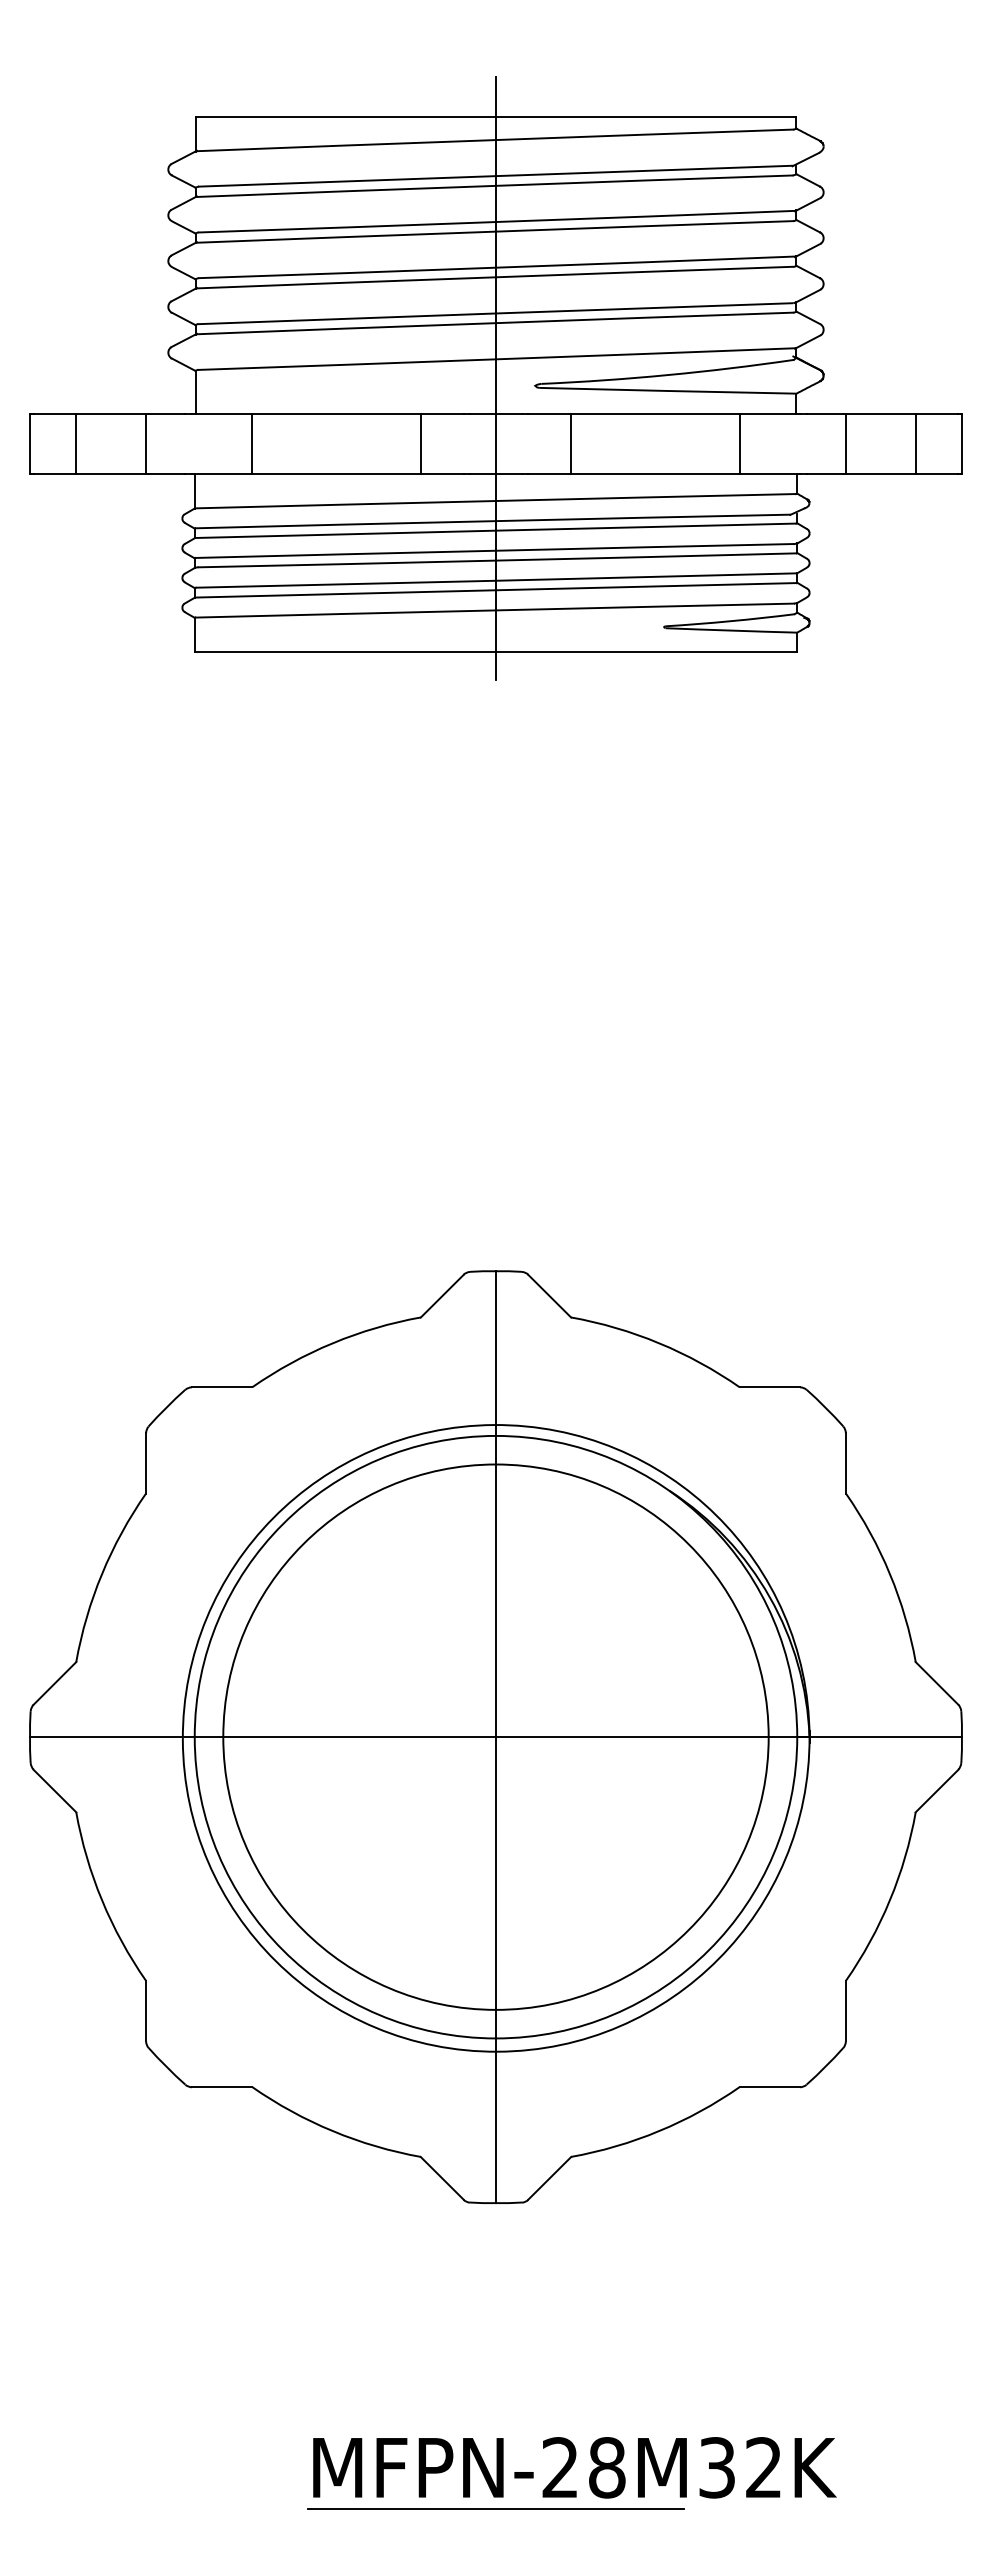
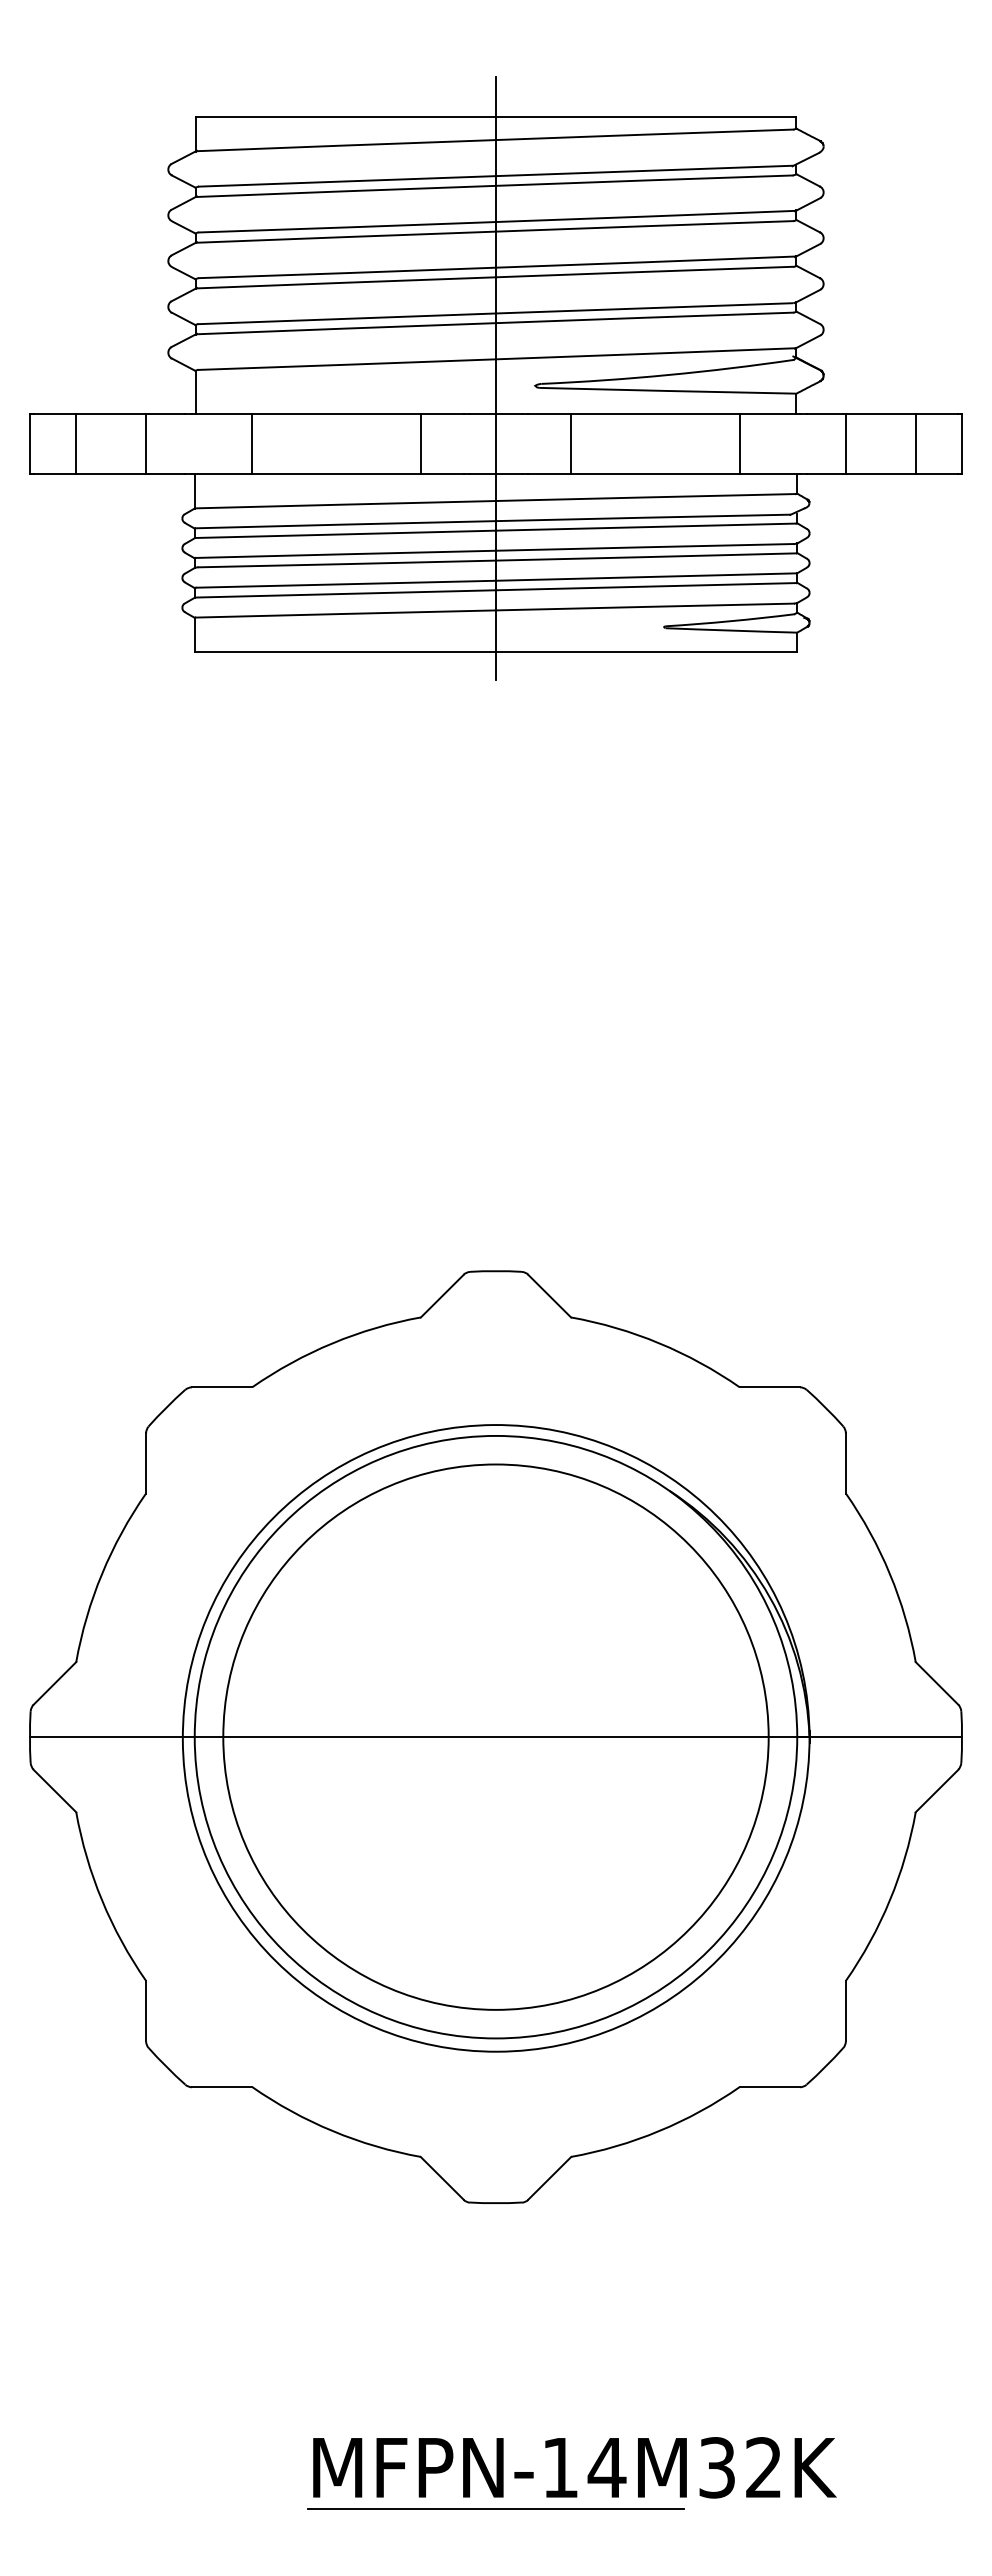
line: present -> none (496, 1737)
text: MFPN-28M32K -> MFPN-14M32K (584, 2467)
